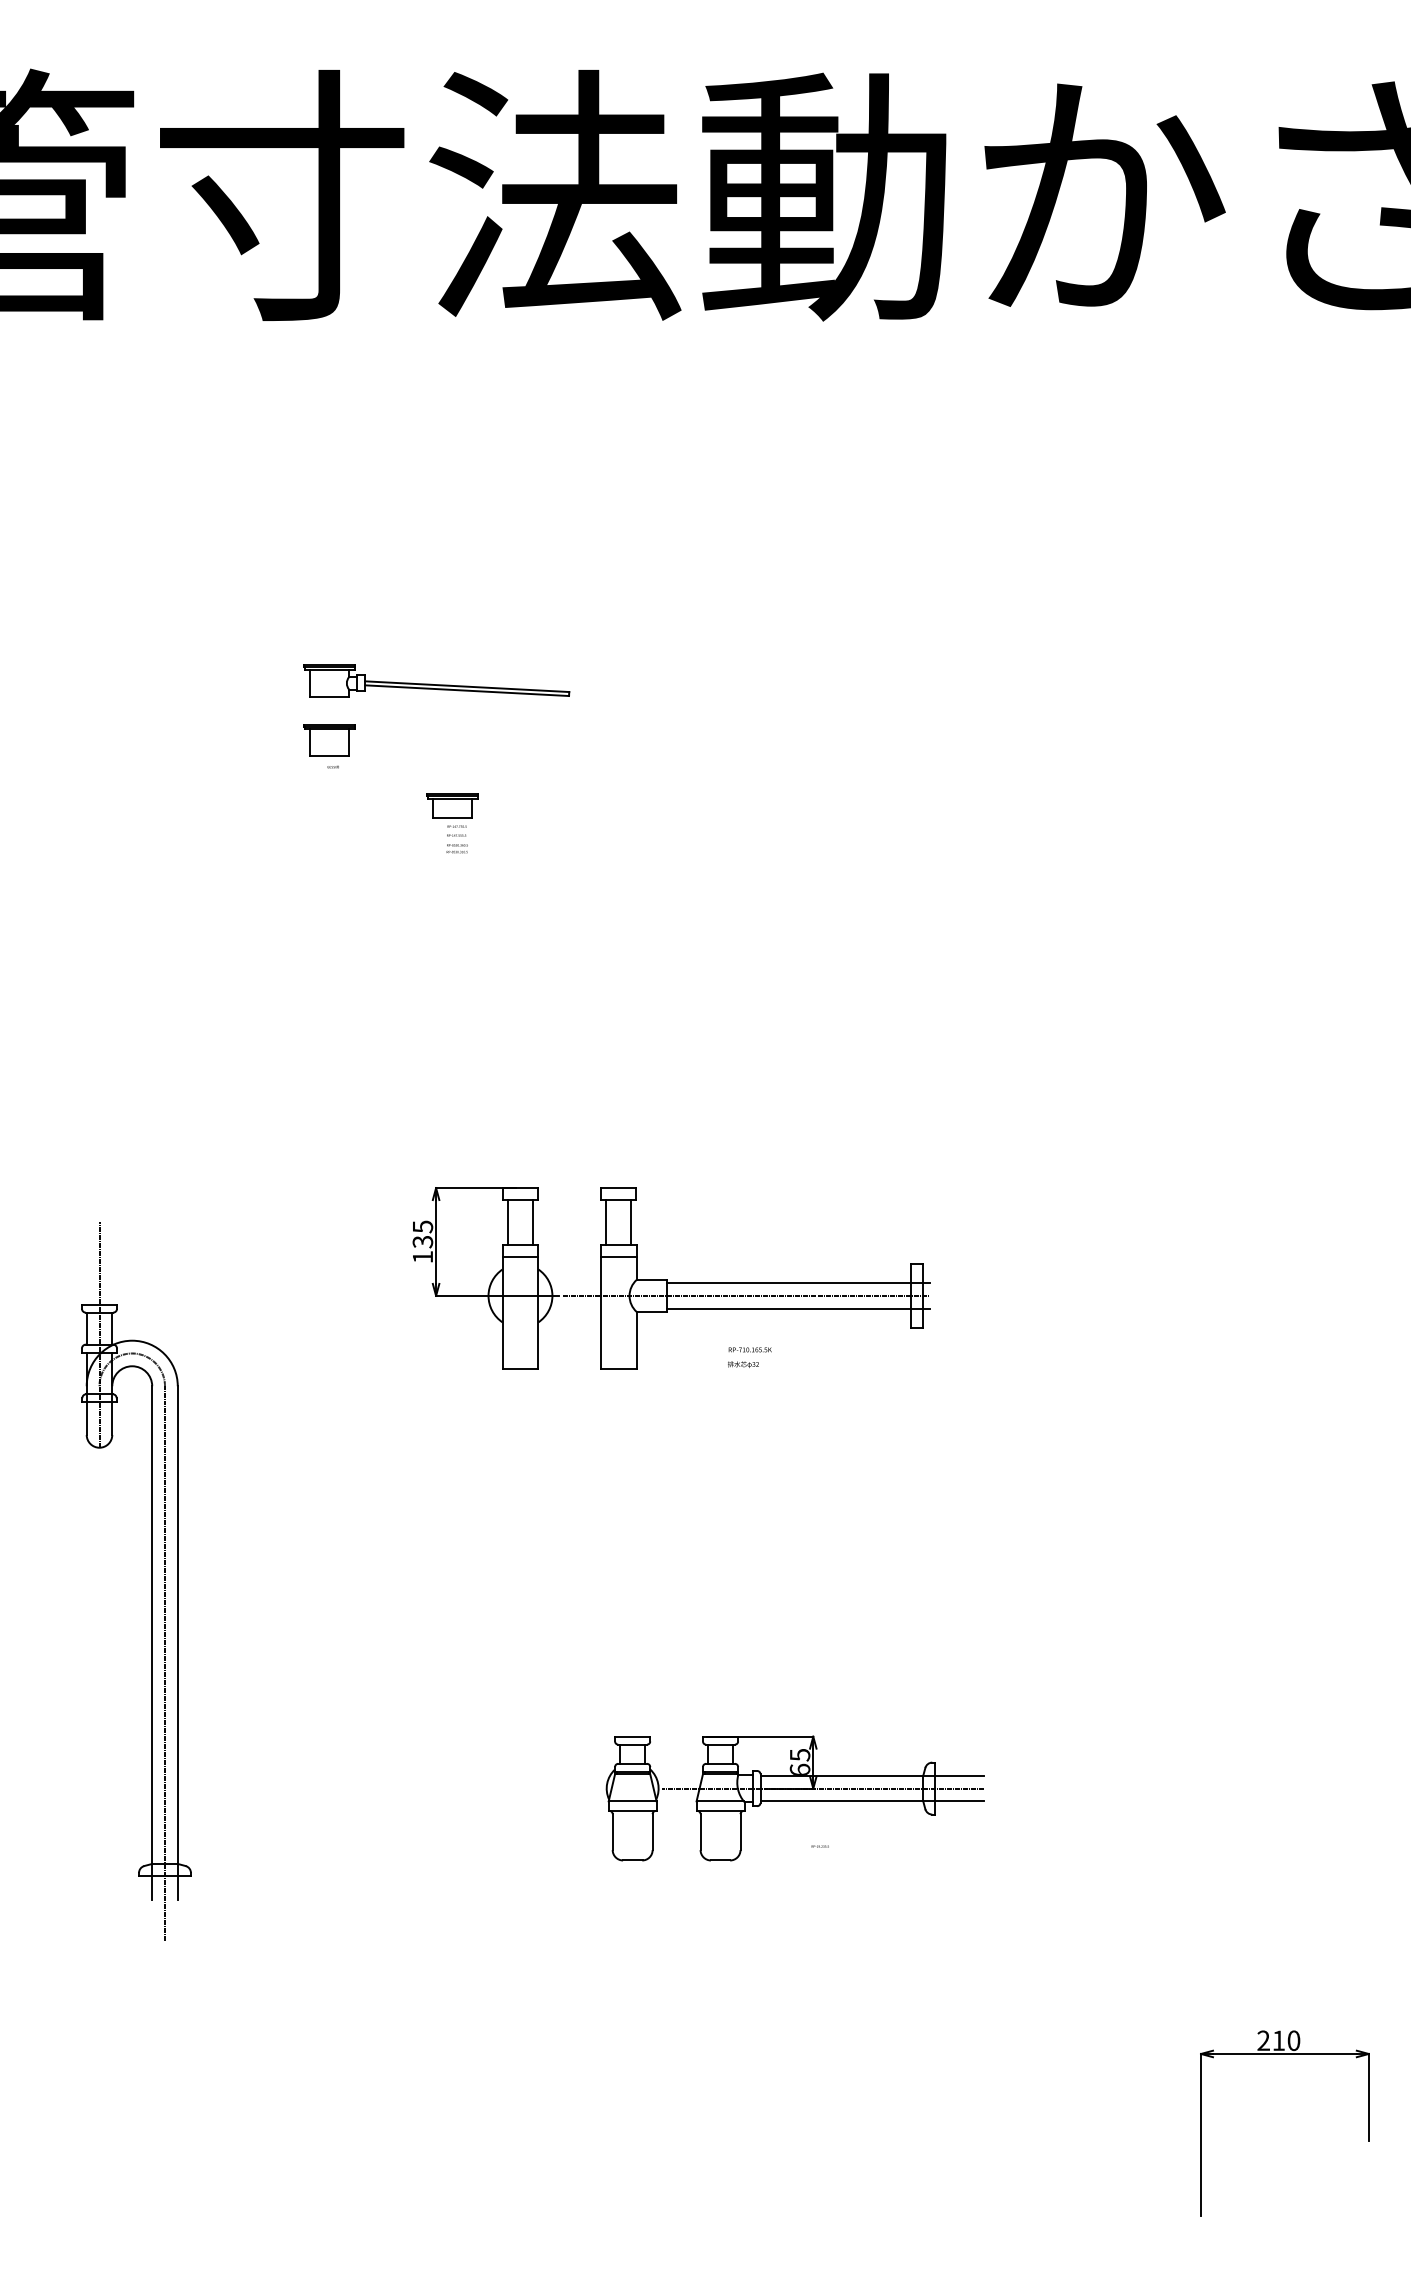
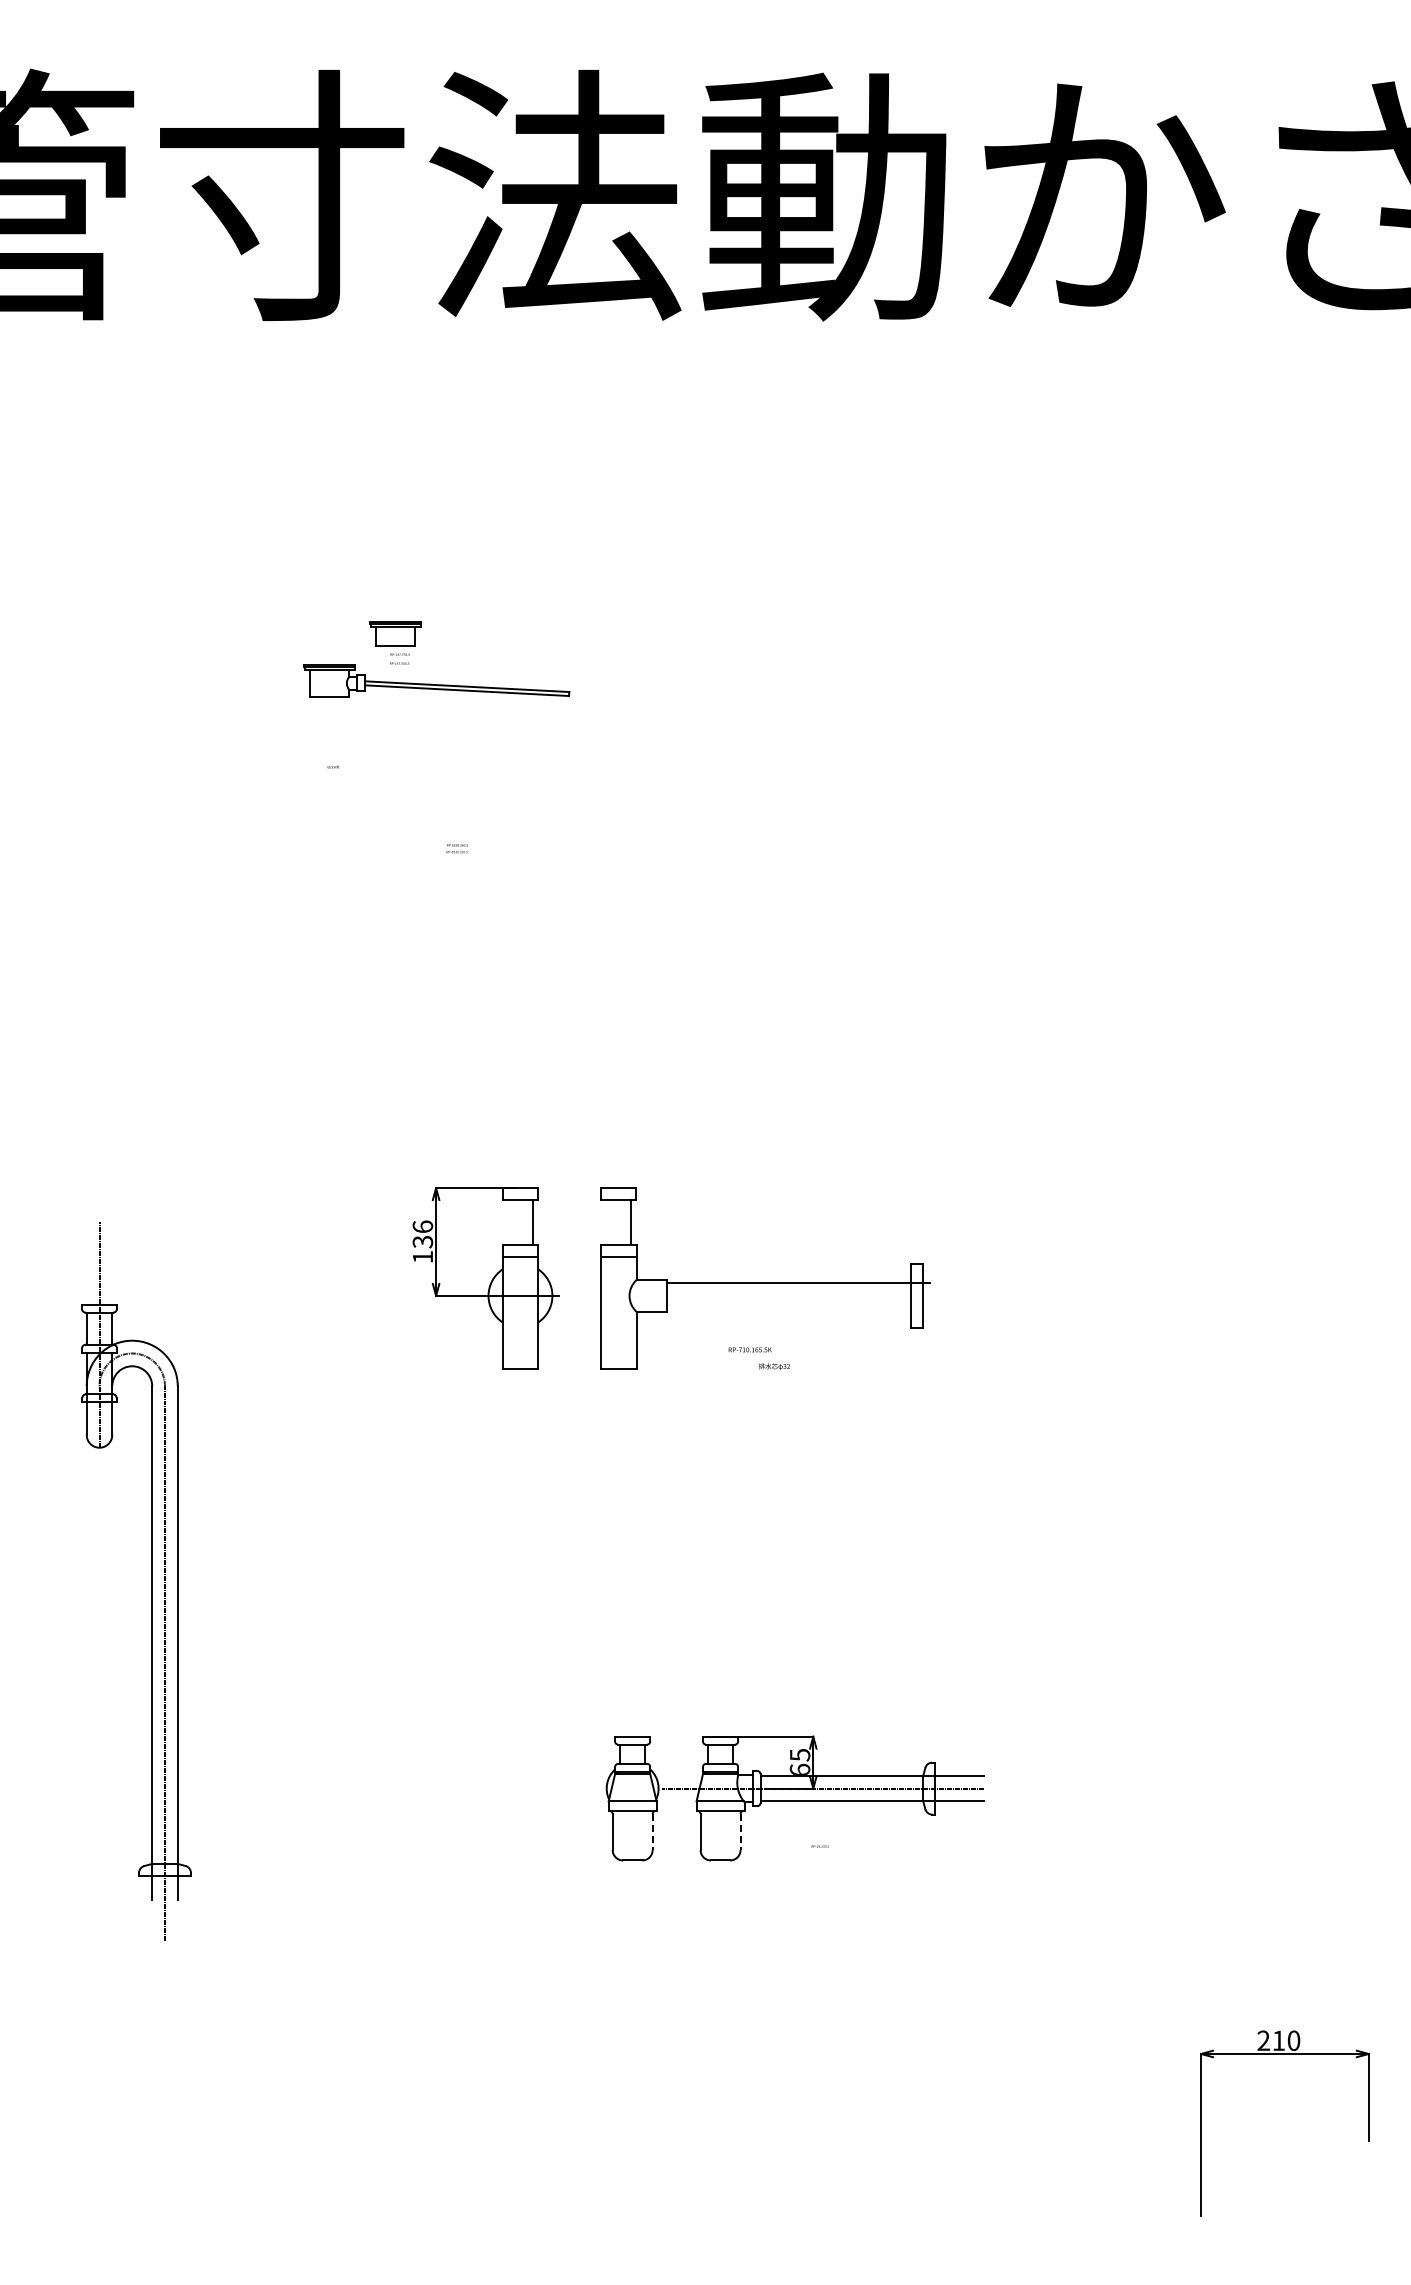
part: present -> none (329, 740)
part position: (452, 814) -> (395, 642) (395, 642)
line: present -> none (507, 1222)
line: present -> none (605, 1222)
text: 135 -> 136 (422, 1226)
line: present -> none (746, 1295)
line: present -> none (798, 1308)
text position: (743, 1364) -> (774, 1366) (774, 1366)
line: solid -> dashed (652, 1832)
line: solid -> dashed (740, 1832)
